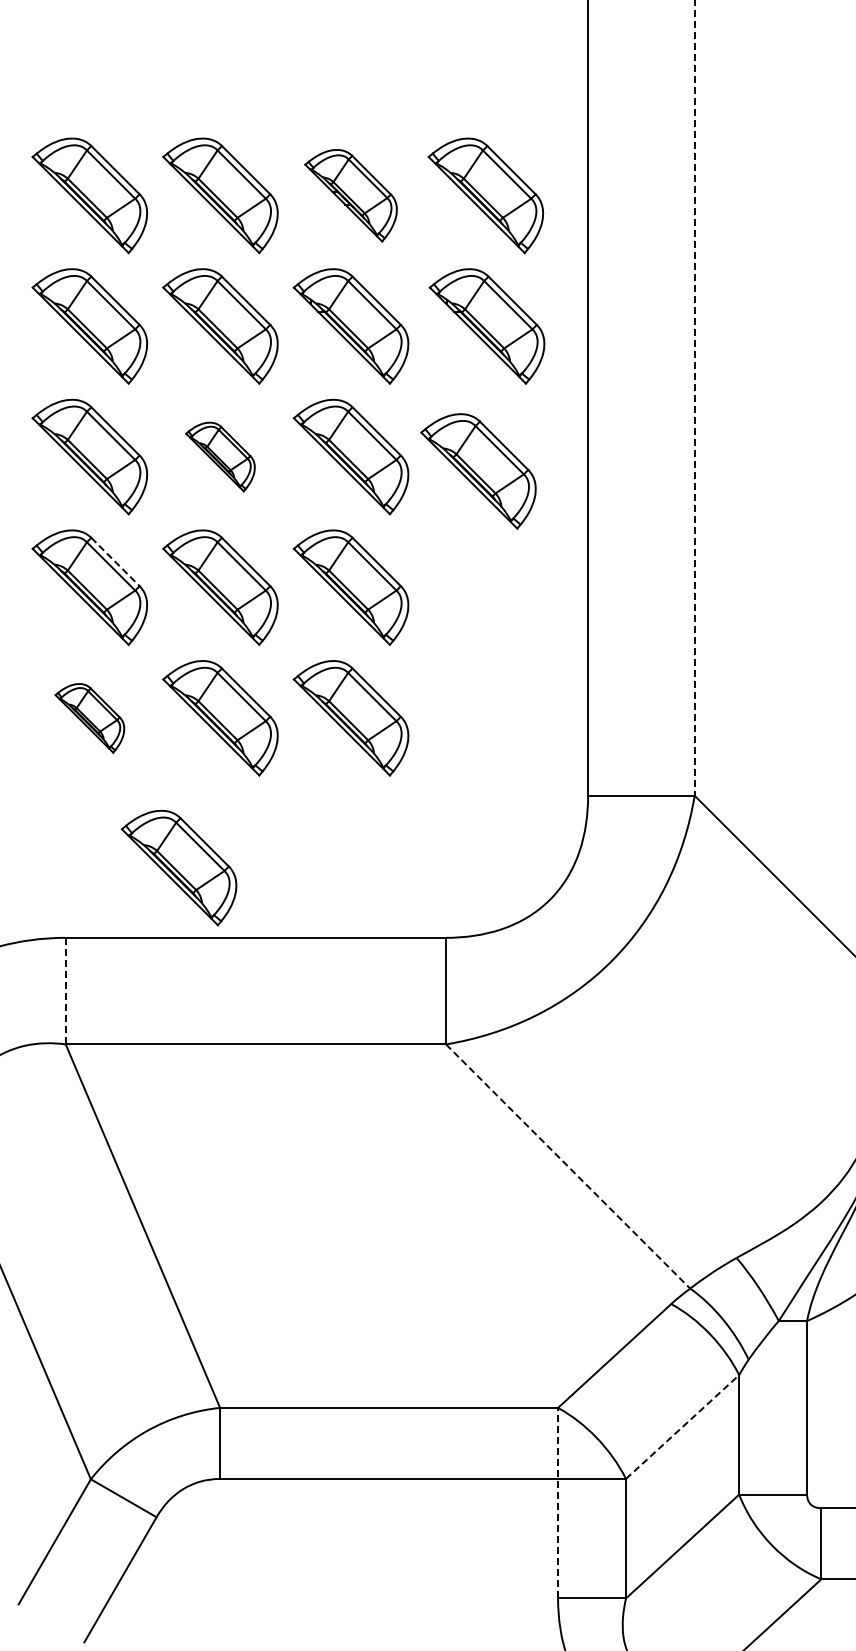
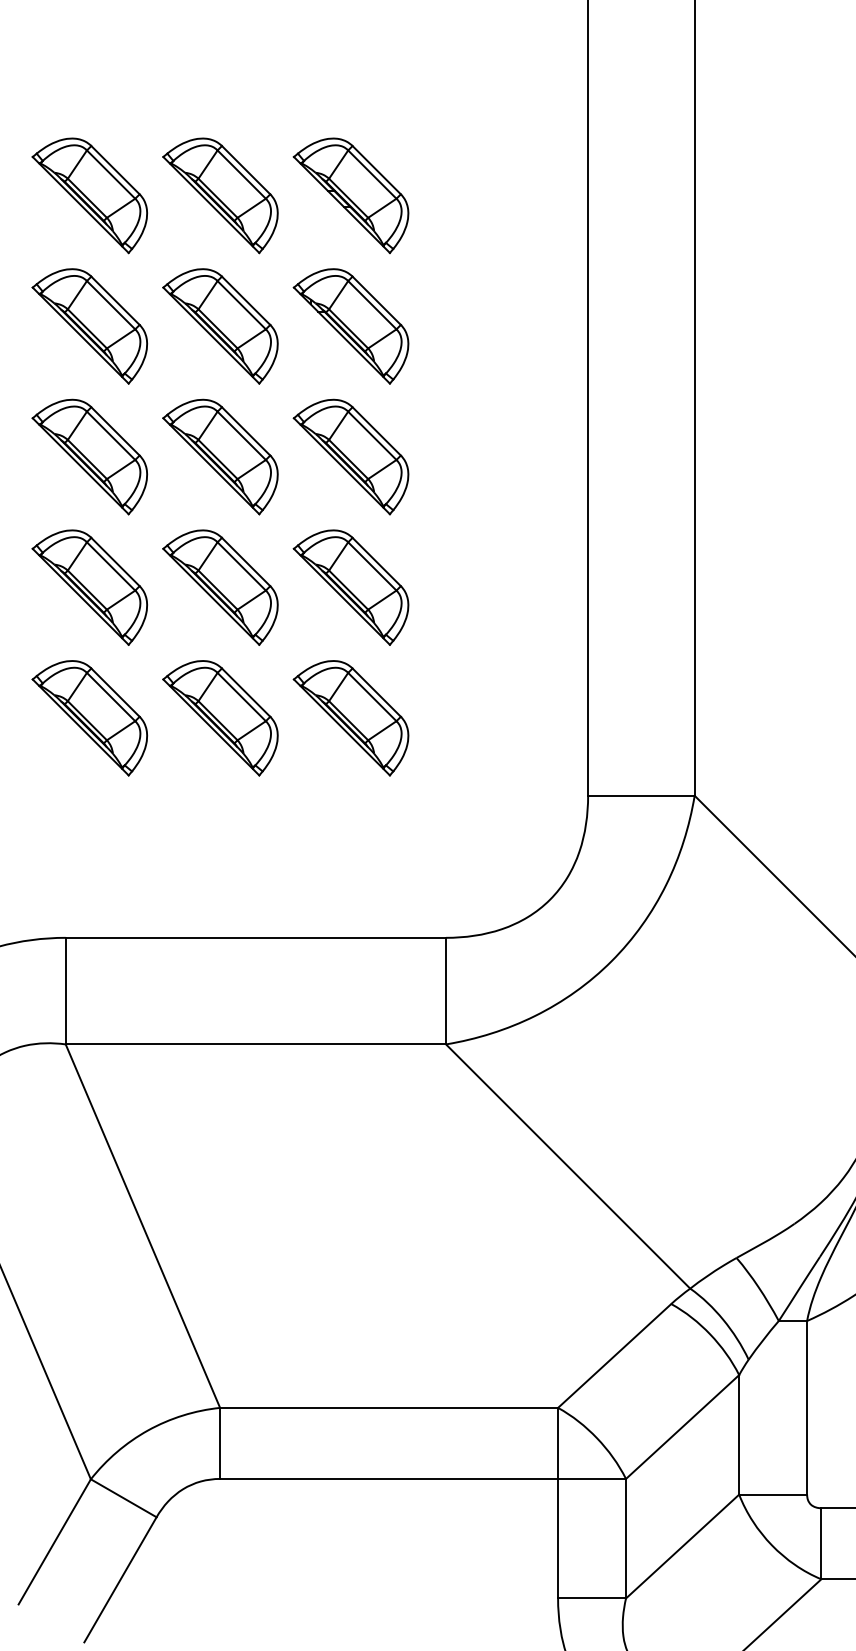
part size: 94x94 px -> 118x117 px (350, 195)
part: present -> none (485, 195)
part: present -> none (486, 326)
line: dashed -> solid (694, 398)
part size: 71x72 px -> 117x118 px (220, 456)
part: present -> none (478, 471)
line: dashed -> solid (115, 562)
part size: 72x71 px -> 118x117 px (89, 718)
part: present -> none (178, 867)
line: dashed -> solid (65, 990)
line: dashed -> solid (568, 1166)
line: dashed -> solid (682, 1427)
line: dashed -> solid (558, 1502)
